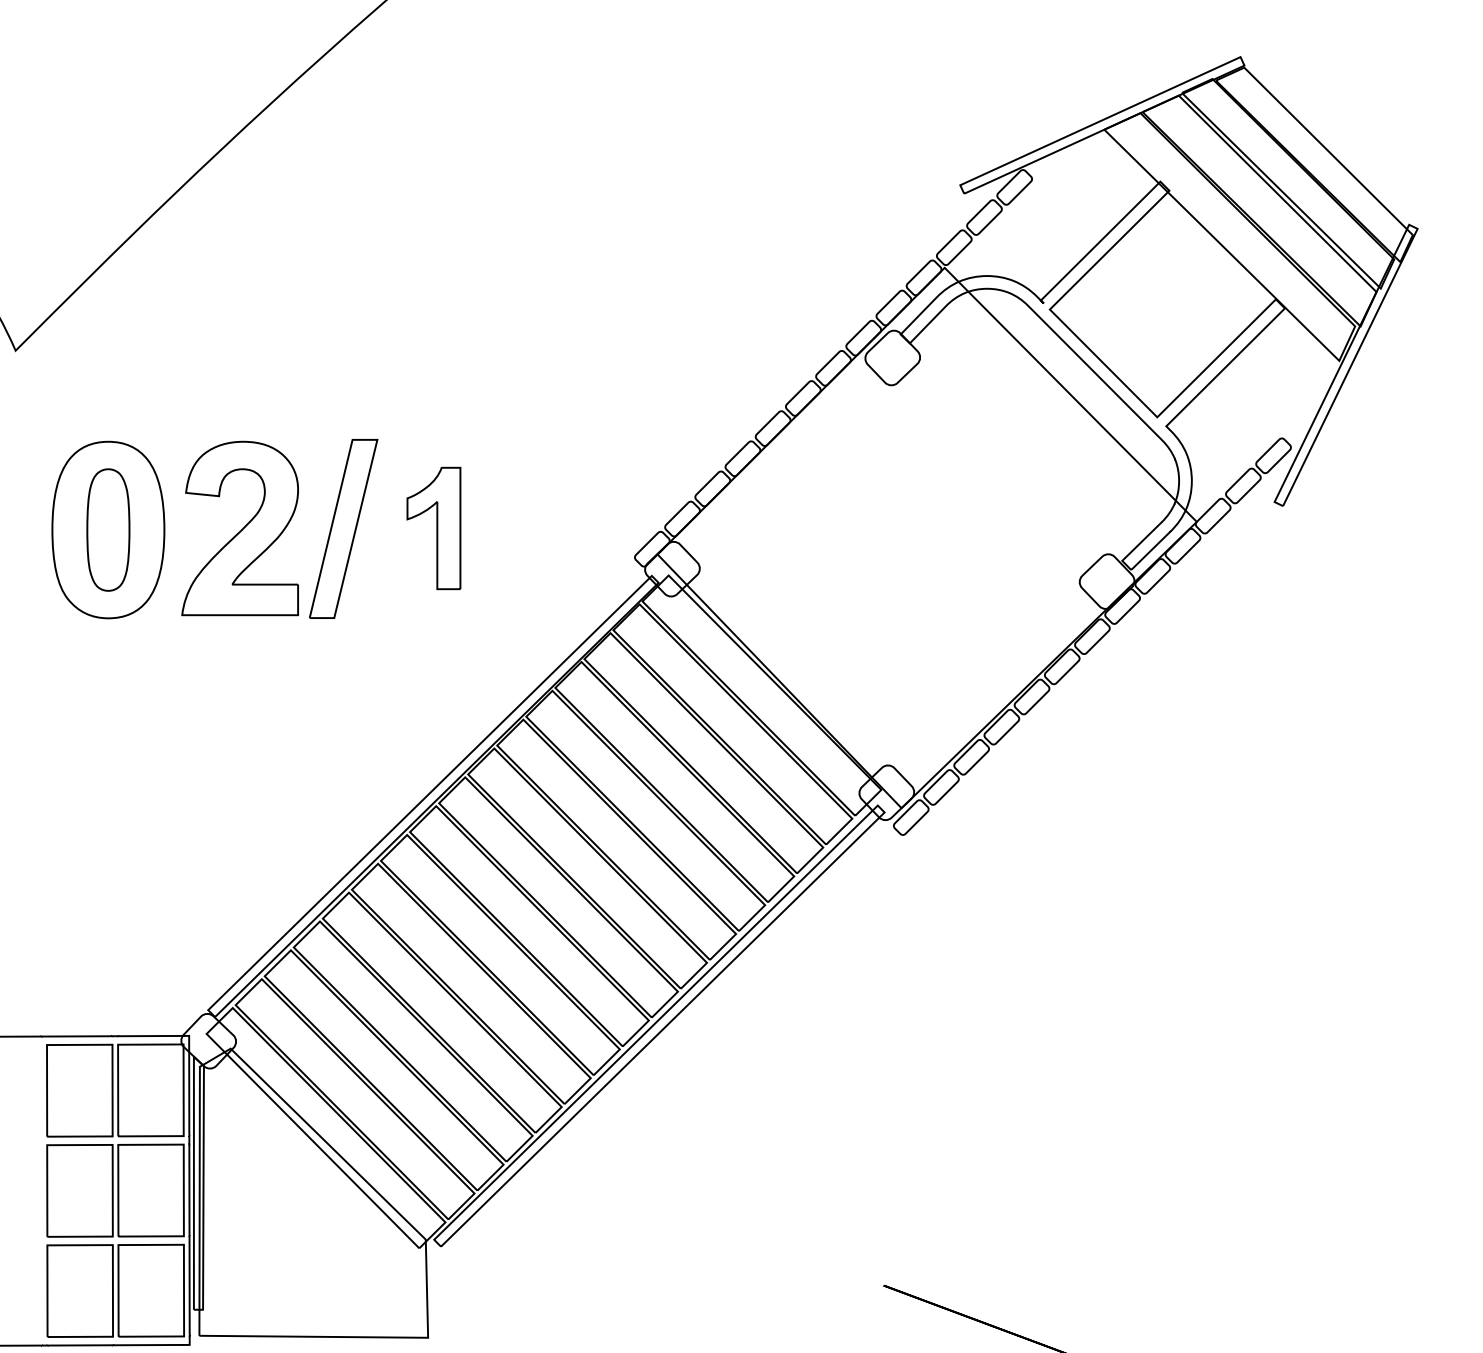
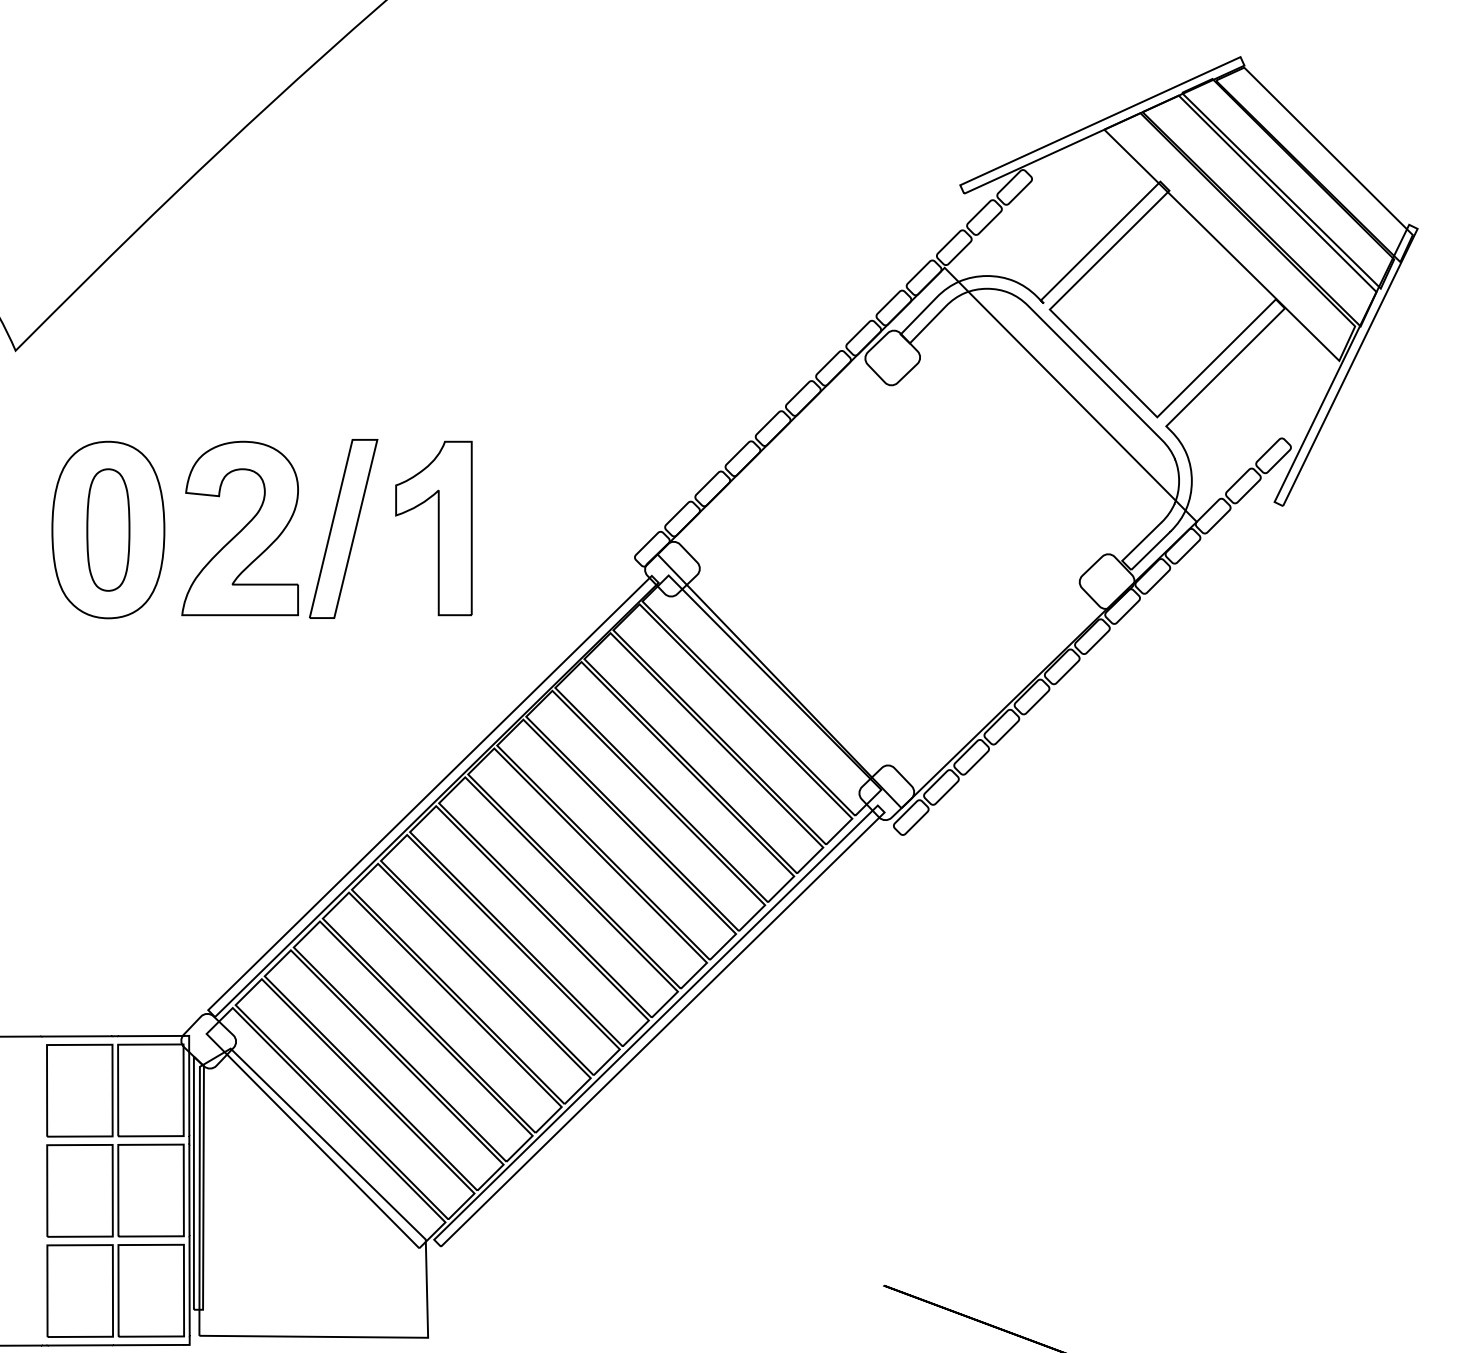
part size: 56x125 px -> 78x177 px (433, 528)
